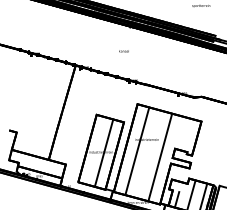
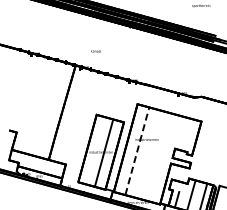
text position: (123, 51) -> (95, 51) (95, 51)
line: solid -> dashed (137, 150)
line: present -> none (160, 157)
